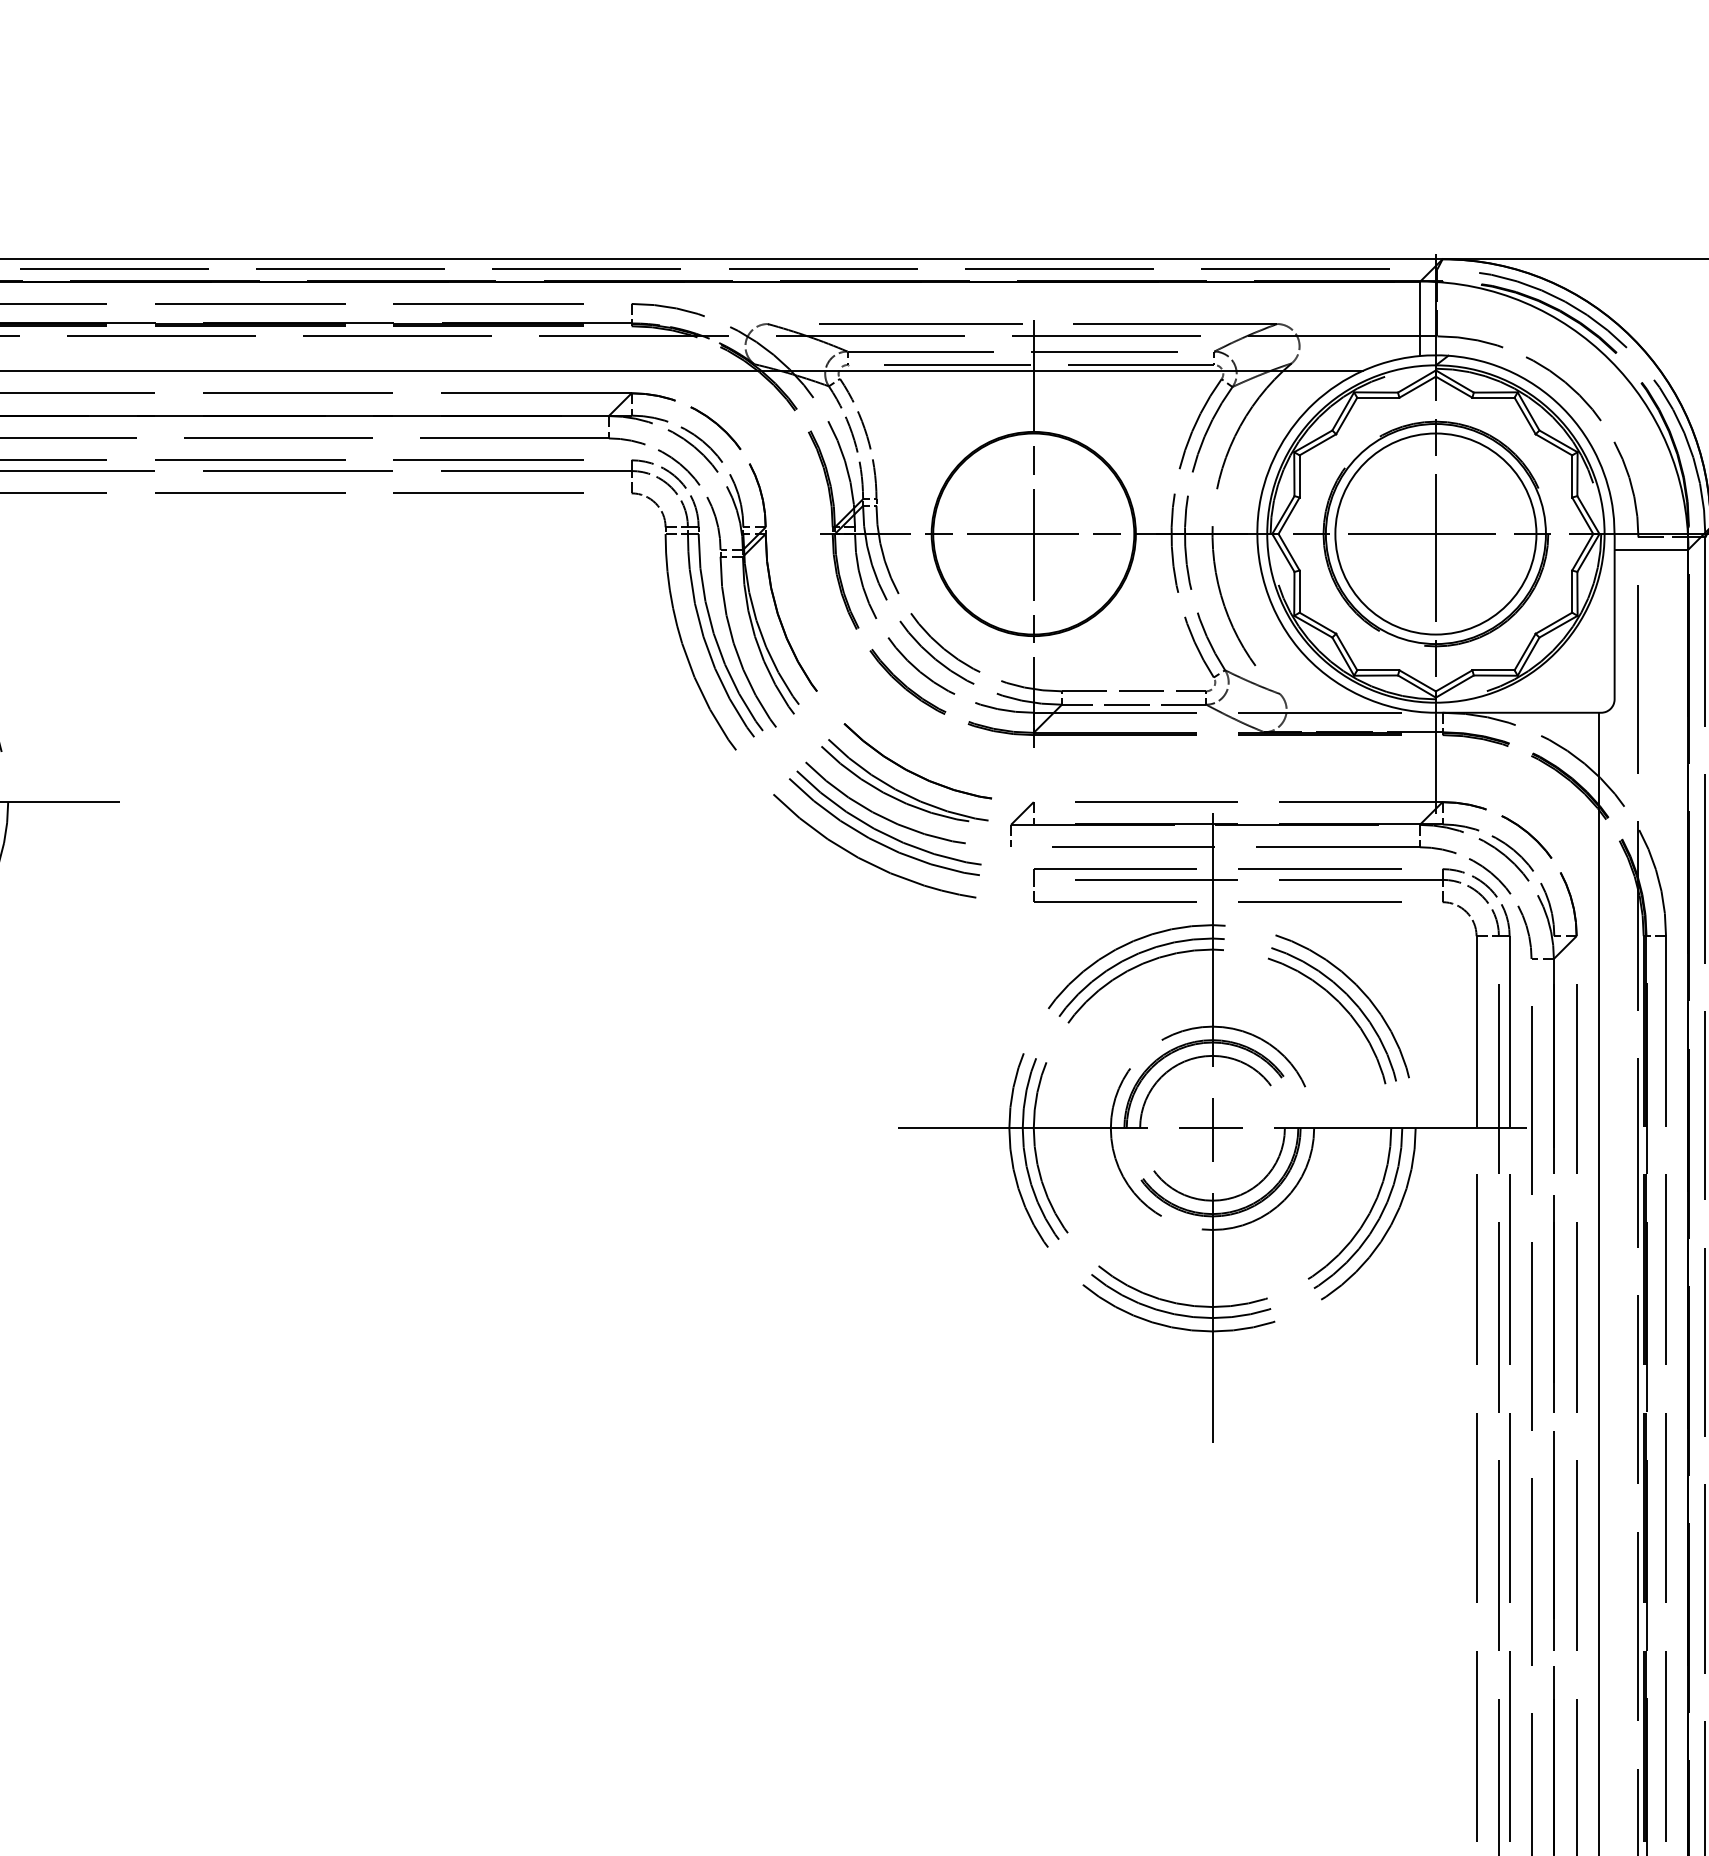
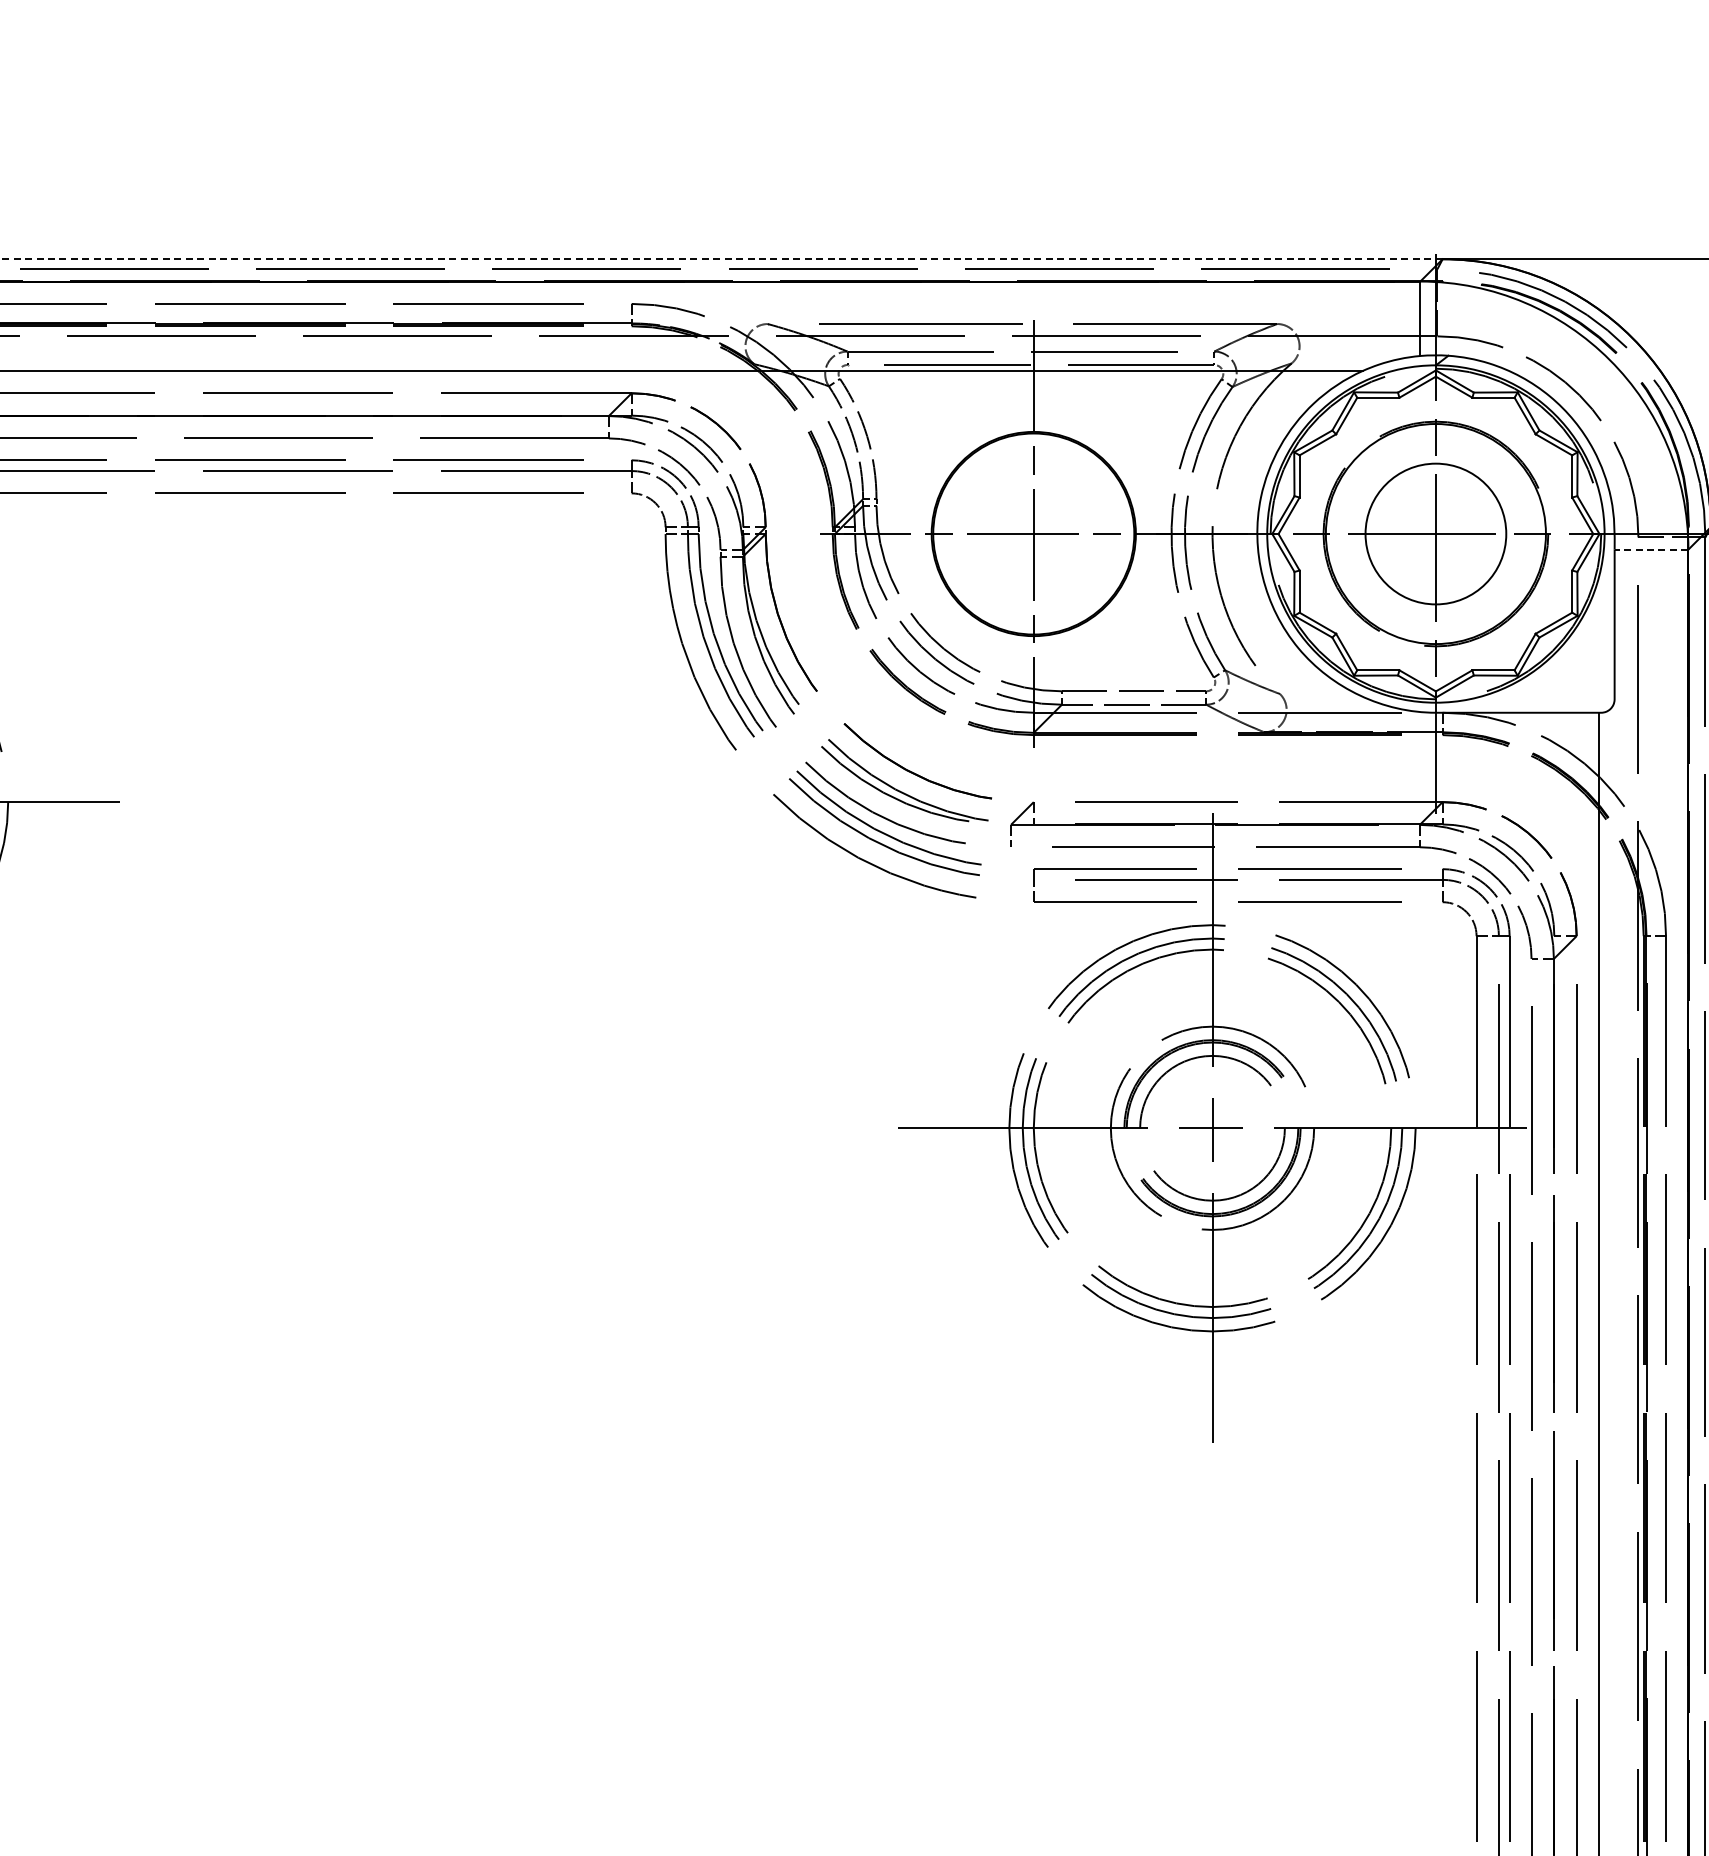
line: solid -> dashed (721, 259)
circle diameter: 201 px -> 141 px (1435, 533)
line: solid -> dashed (1651, 549)
